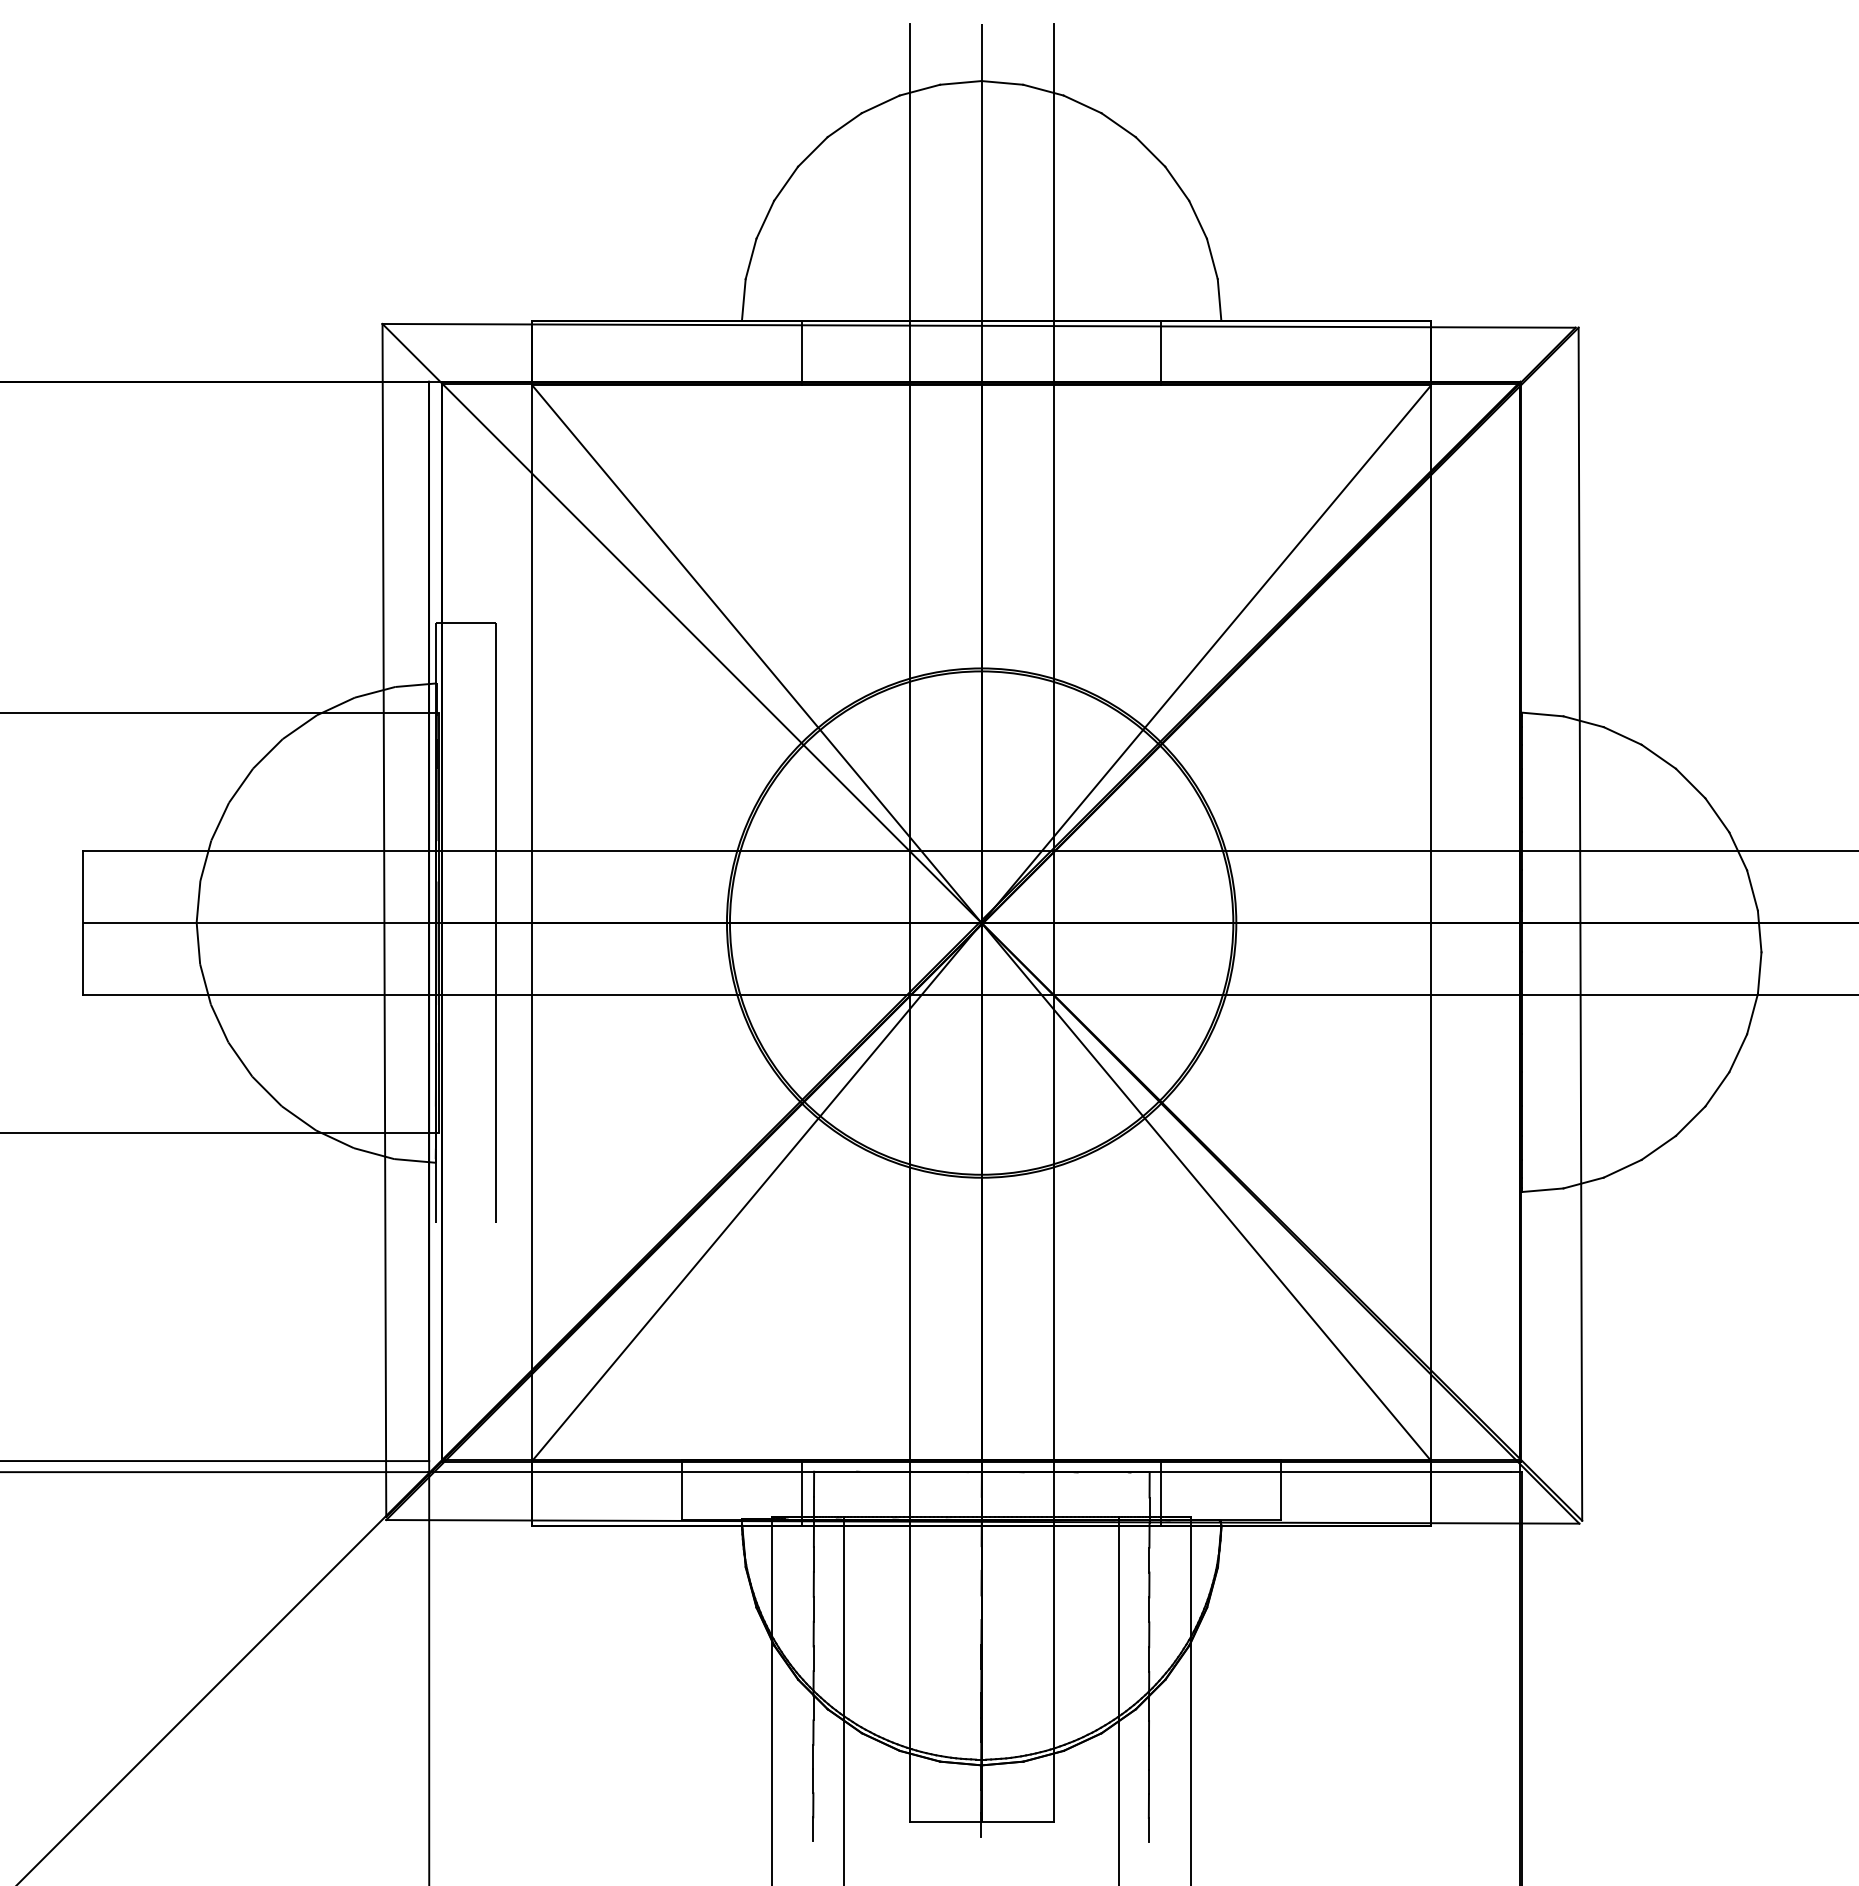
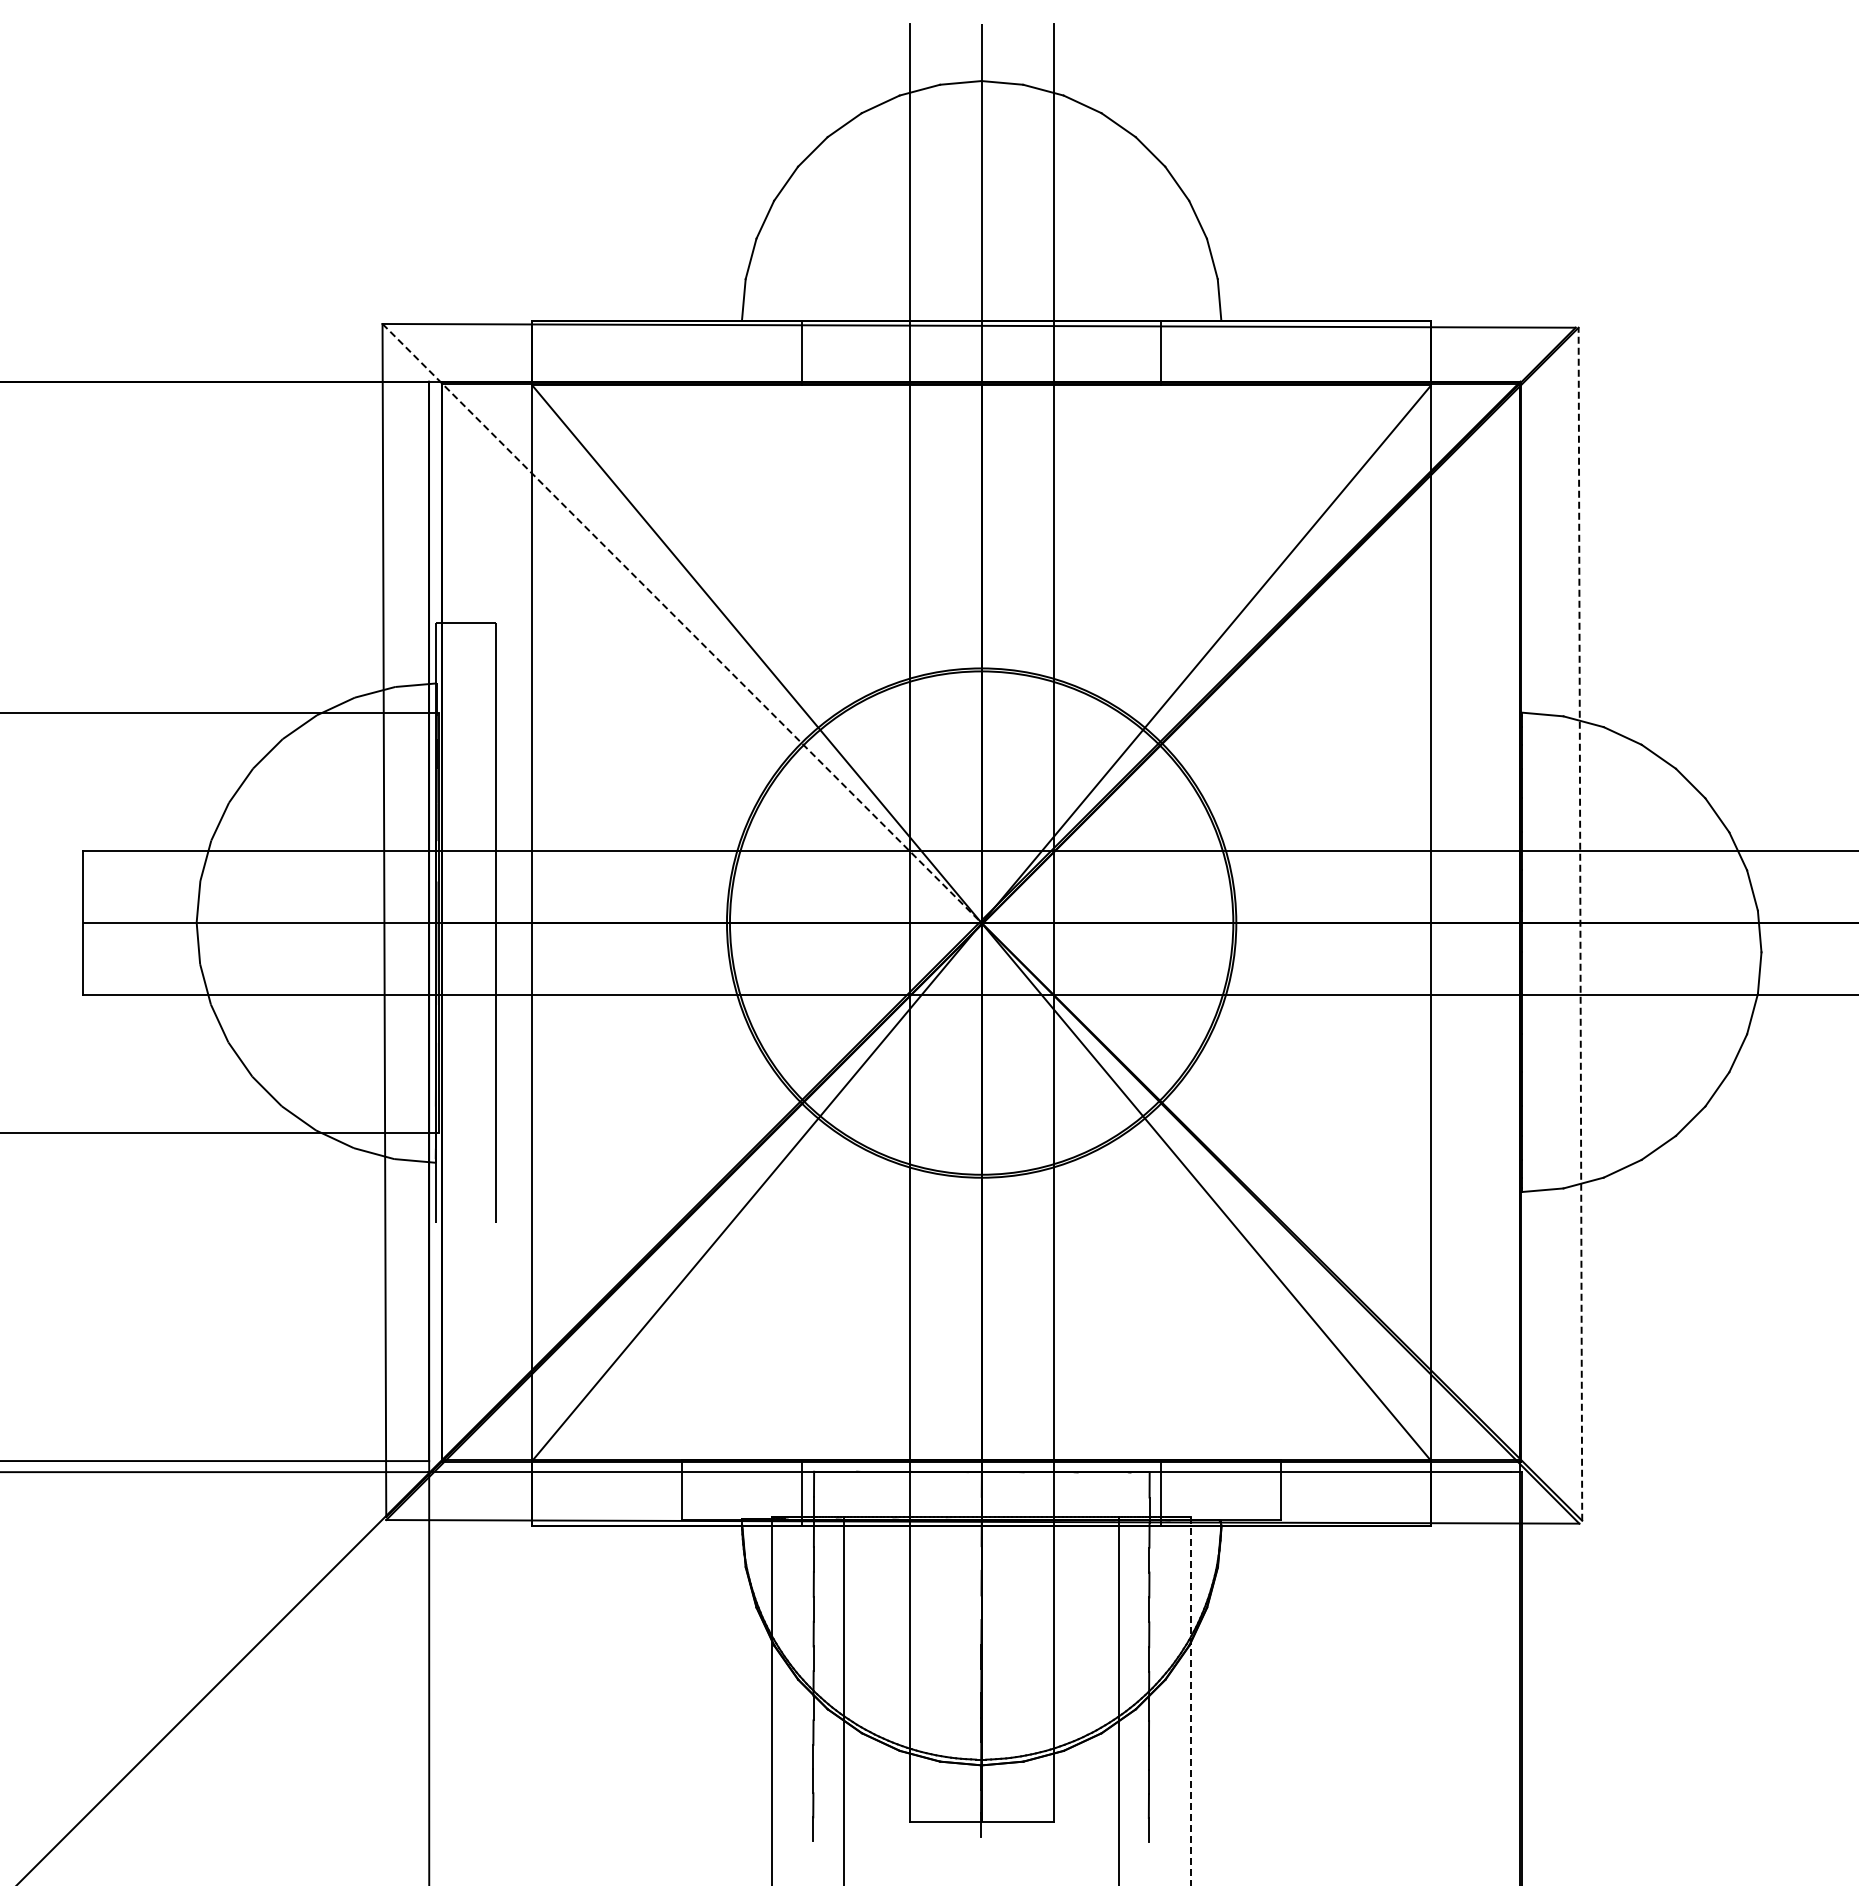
line: solid -> dashed (682, 624)
line: solid -> dashed (1580, 924)
line: solid -> dashed (1191, 1701)
